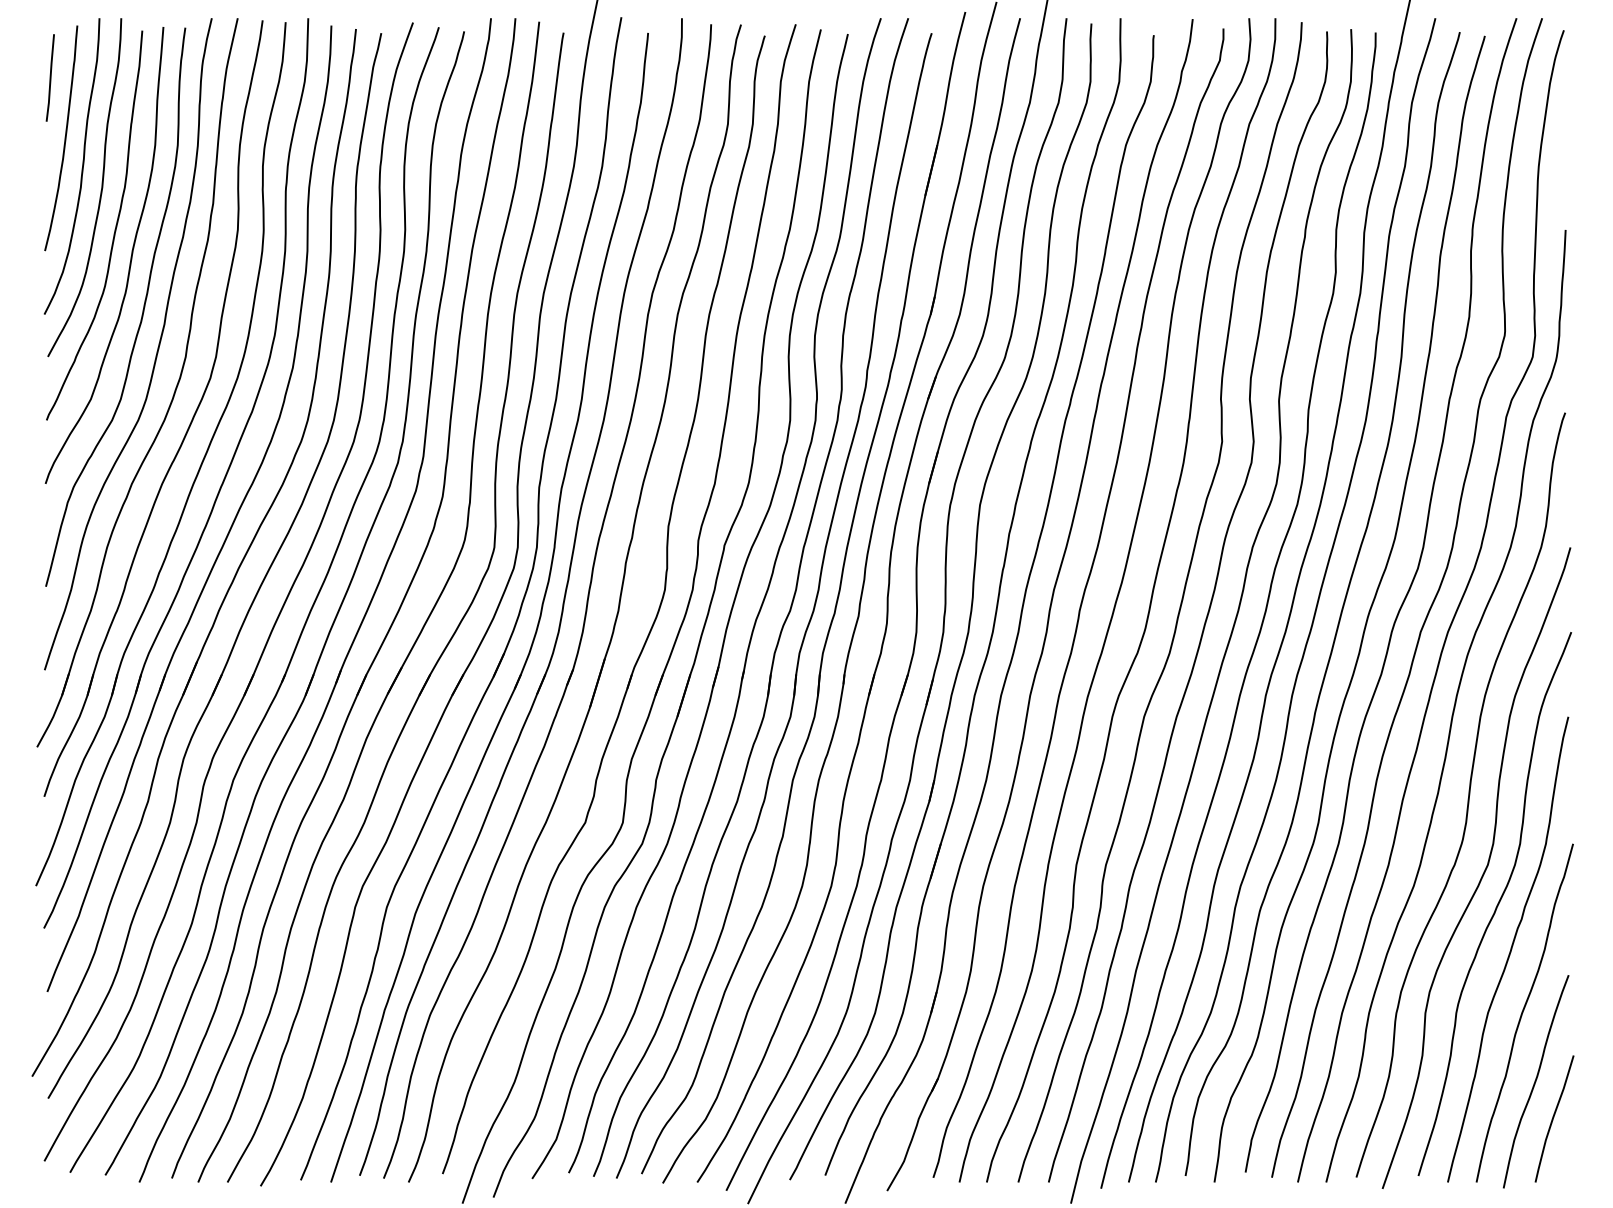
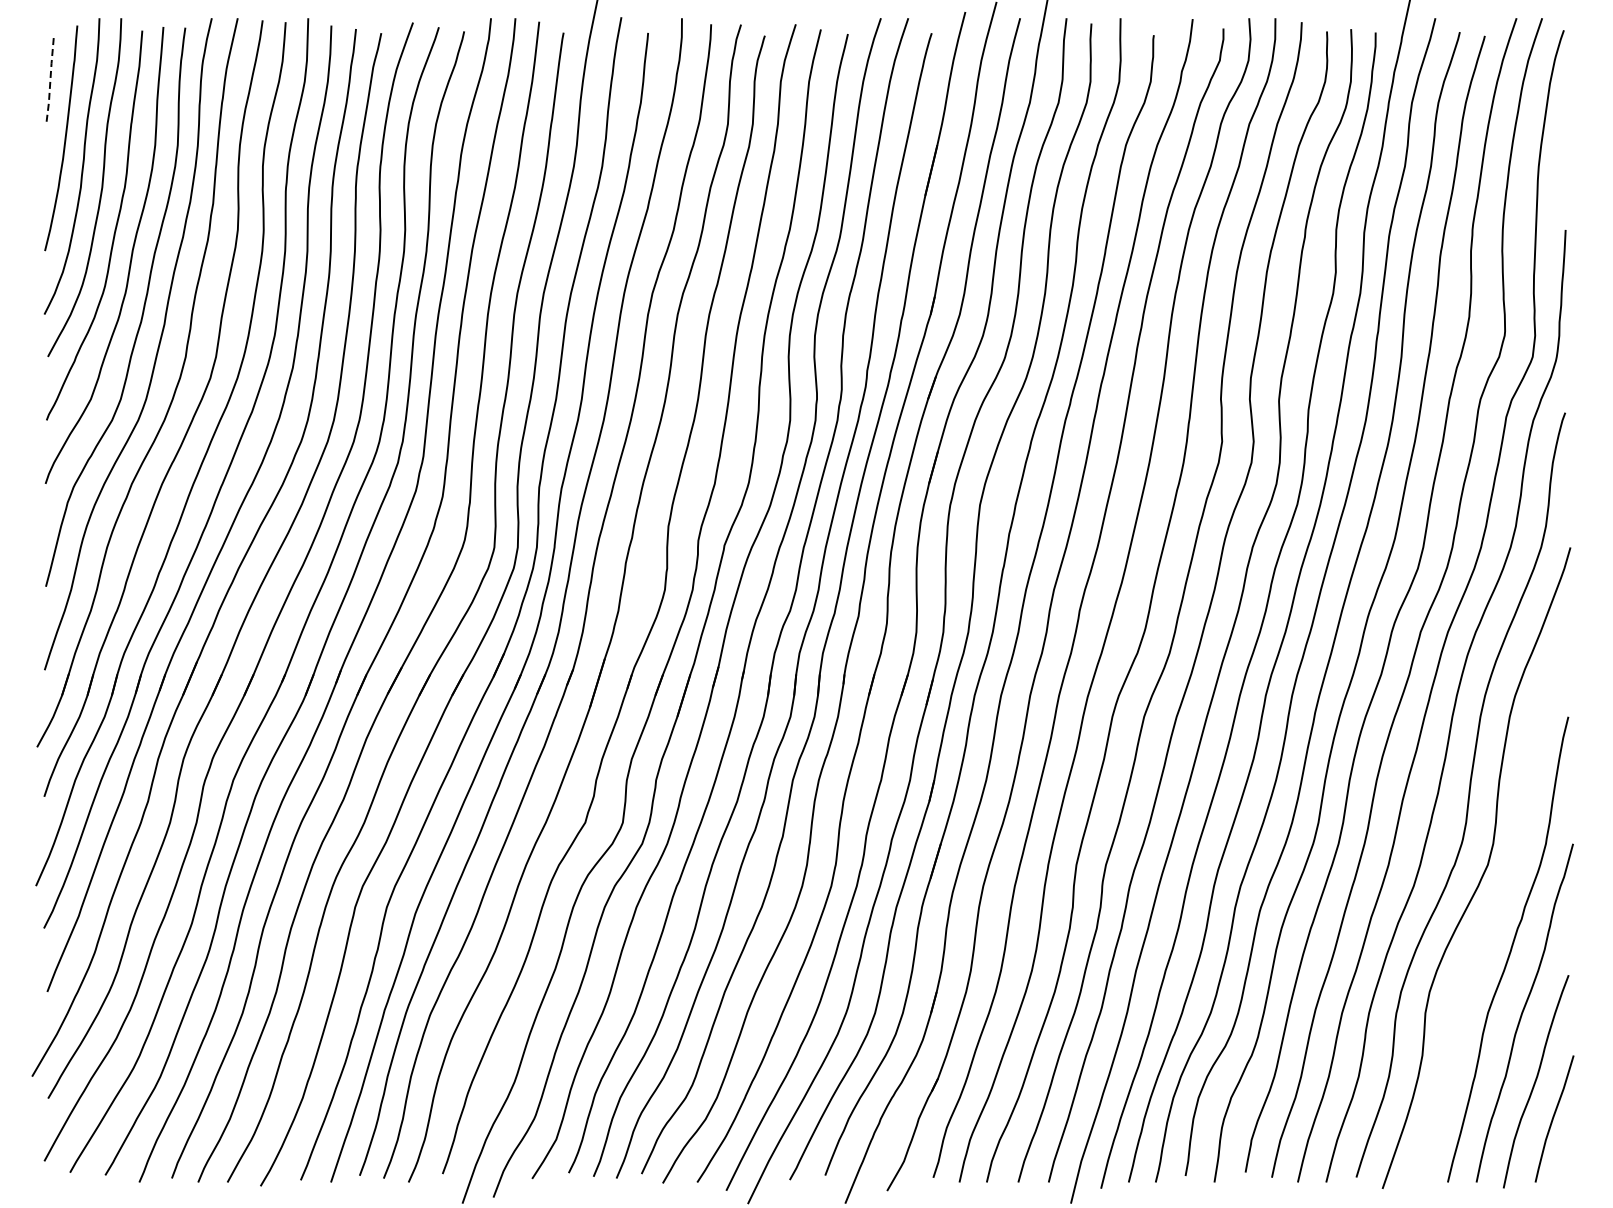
line: solid -> dashed (50, 77)
curve: present -> none (1496, 905)
